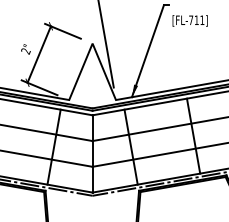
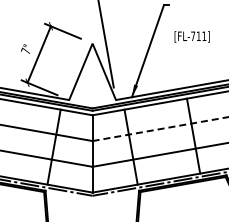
text position: (189, 20) -> (191, 36) (191, 36)
text: 2" -> 7" (25, 50)
line: solid -> dashed (160, 129)
